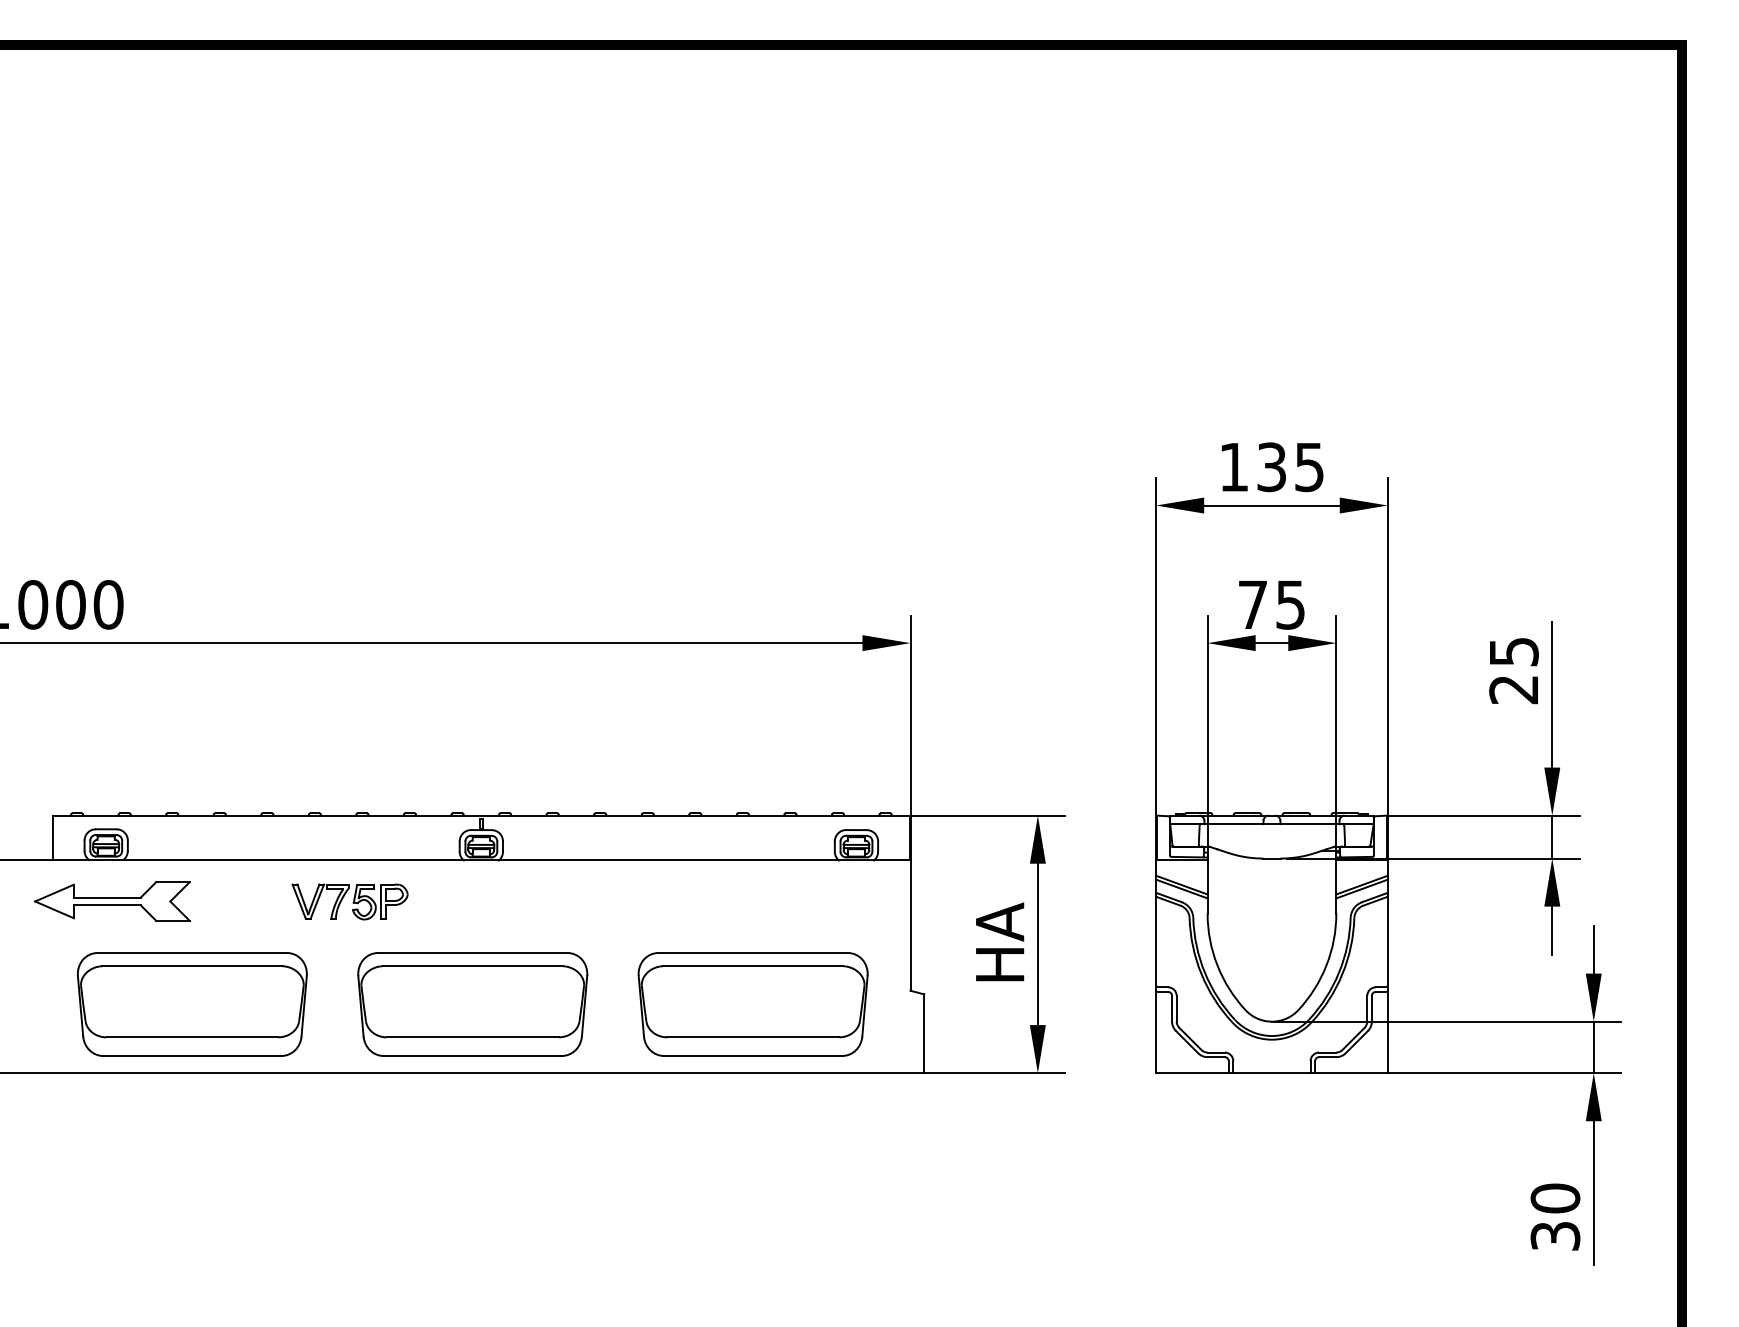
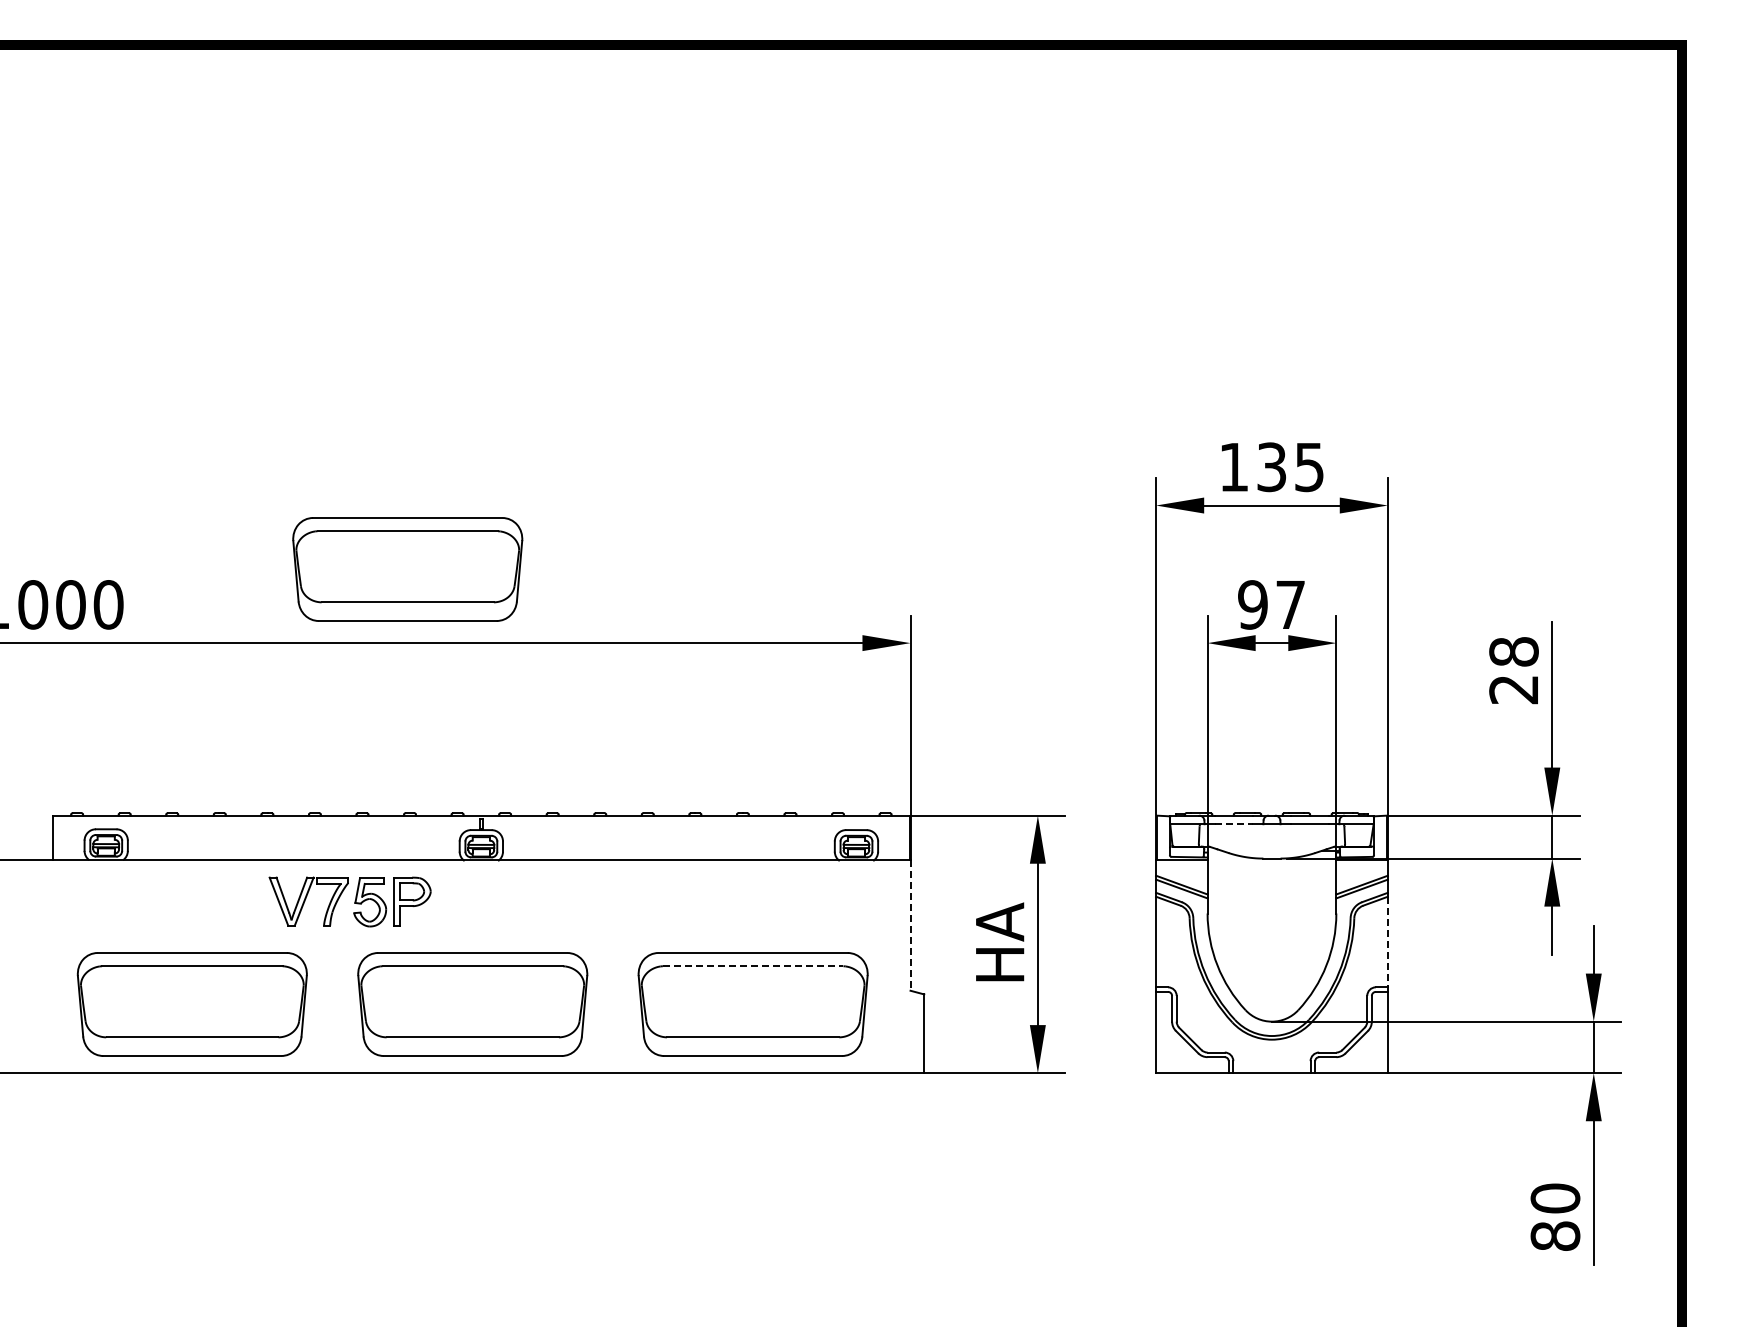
part: none -> present (407, 569)
text: 75 -> 97 (1271, 604)
text: 25 -> 28 (1513, 651)
line: solid -> dashed (1234, 824)
part: present -> none (112, 901)
part size: 118x38 px -> 164x52 px (349, 901)
line: solid -> dashed (910, 926)
line: solid -> dashed (1387, 942)
line: solid -> dashed (753, 966)
text: 30 -> 80 (1555, 1235)
